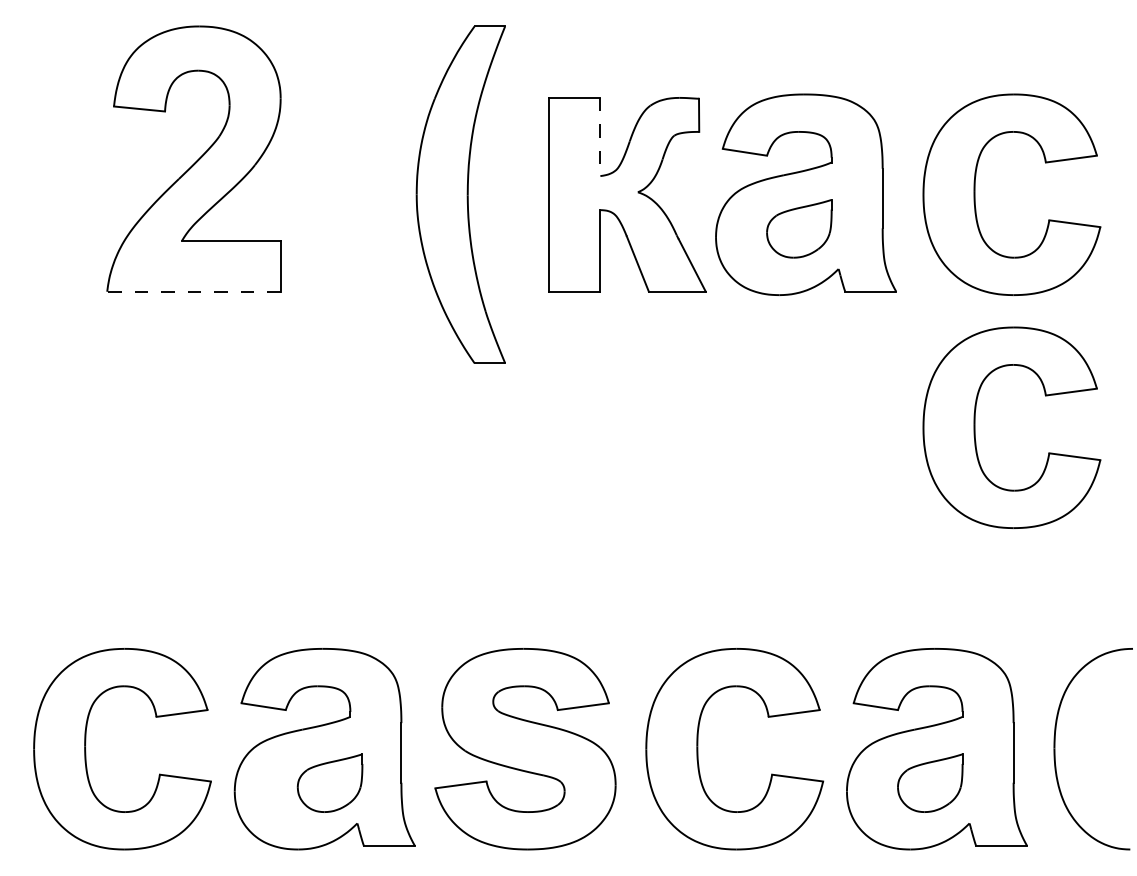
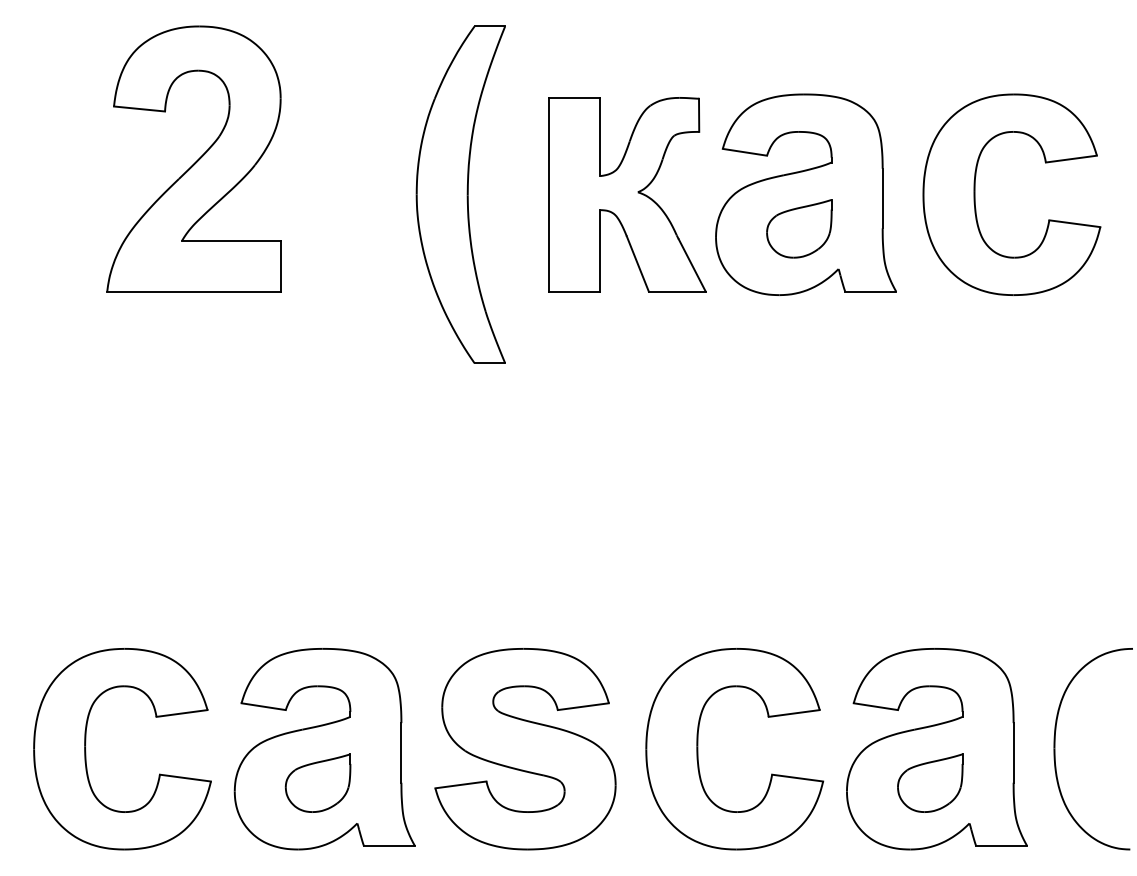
line: dashed -> solid (600, 137)
line: dashed -> solid (193, 291)
part: present -> none (975, 427)
part position: (329, 782) -> (317, 782) (317, 782)
